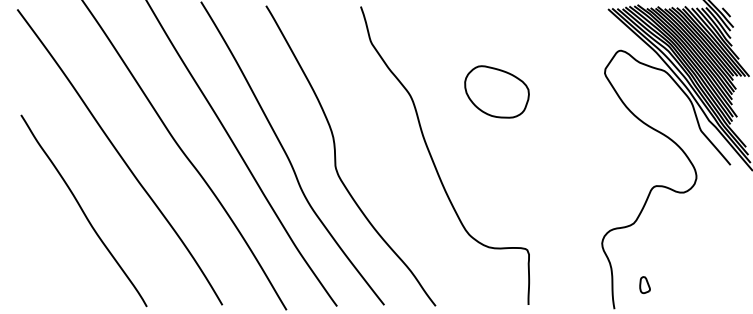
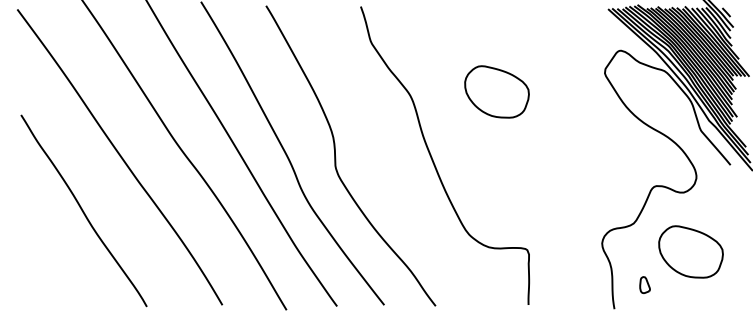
part: none -> present (690, 251)
